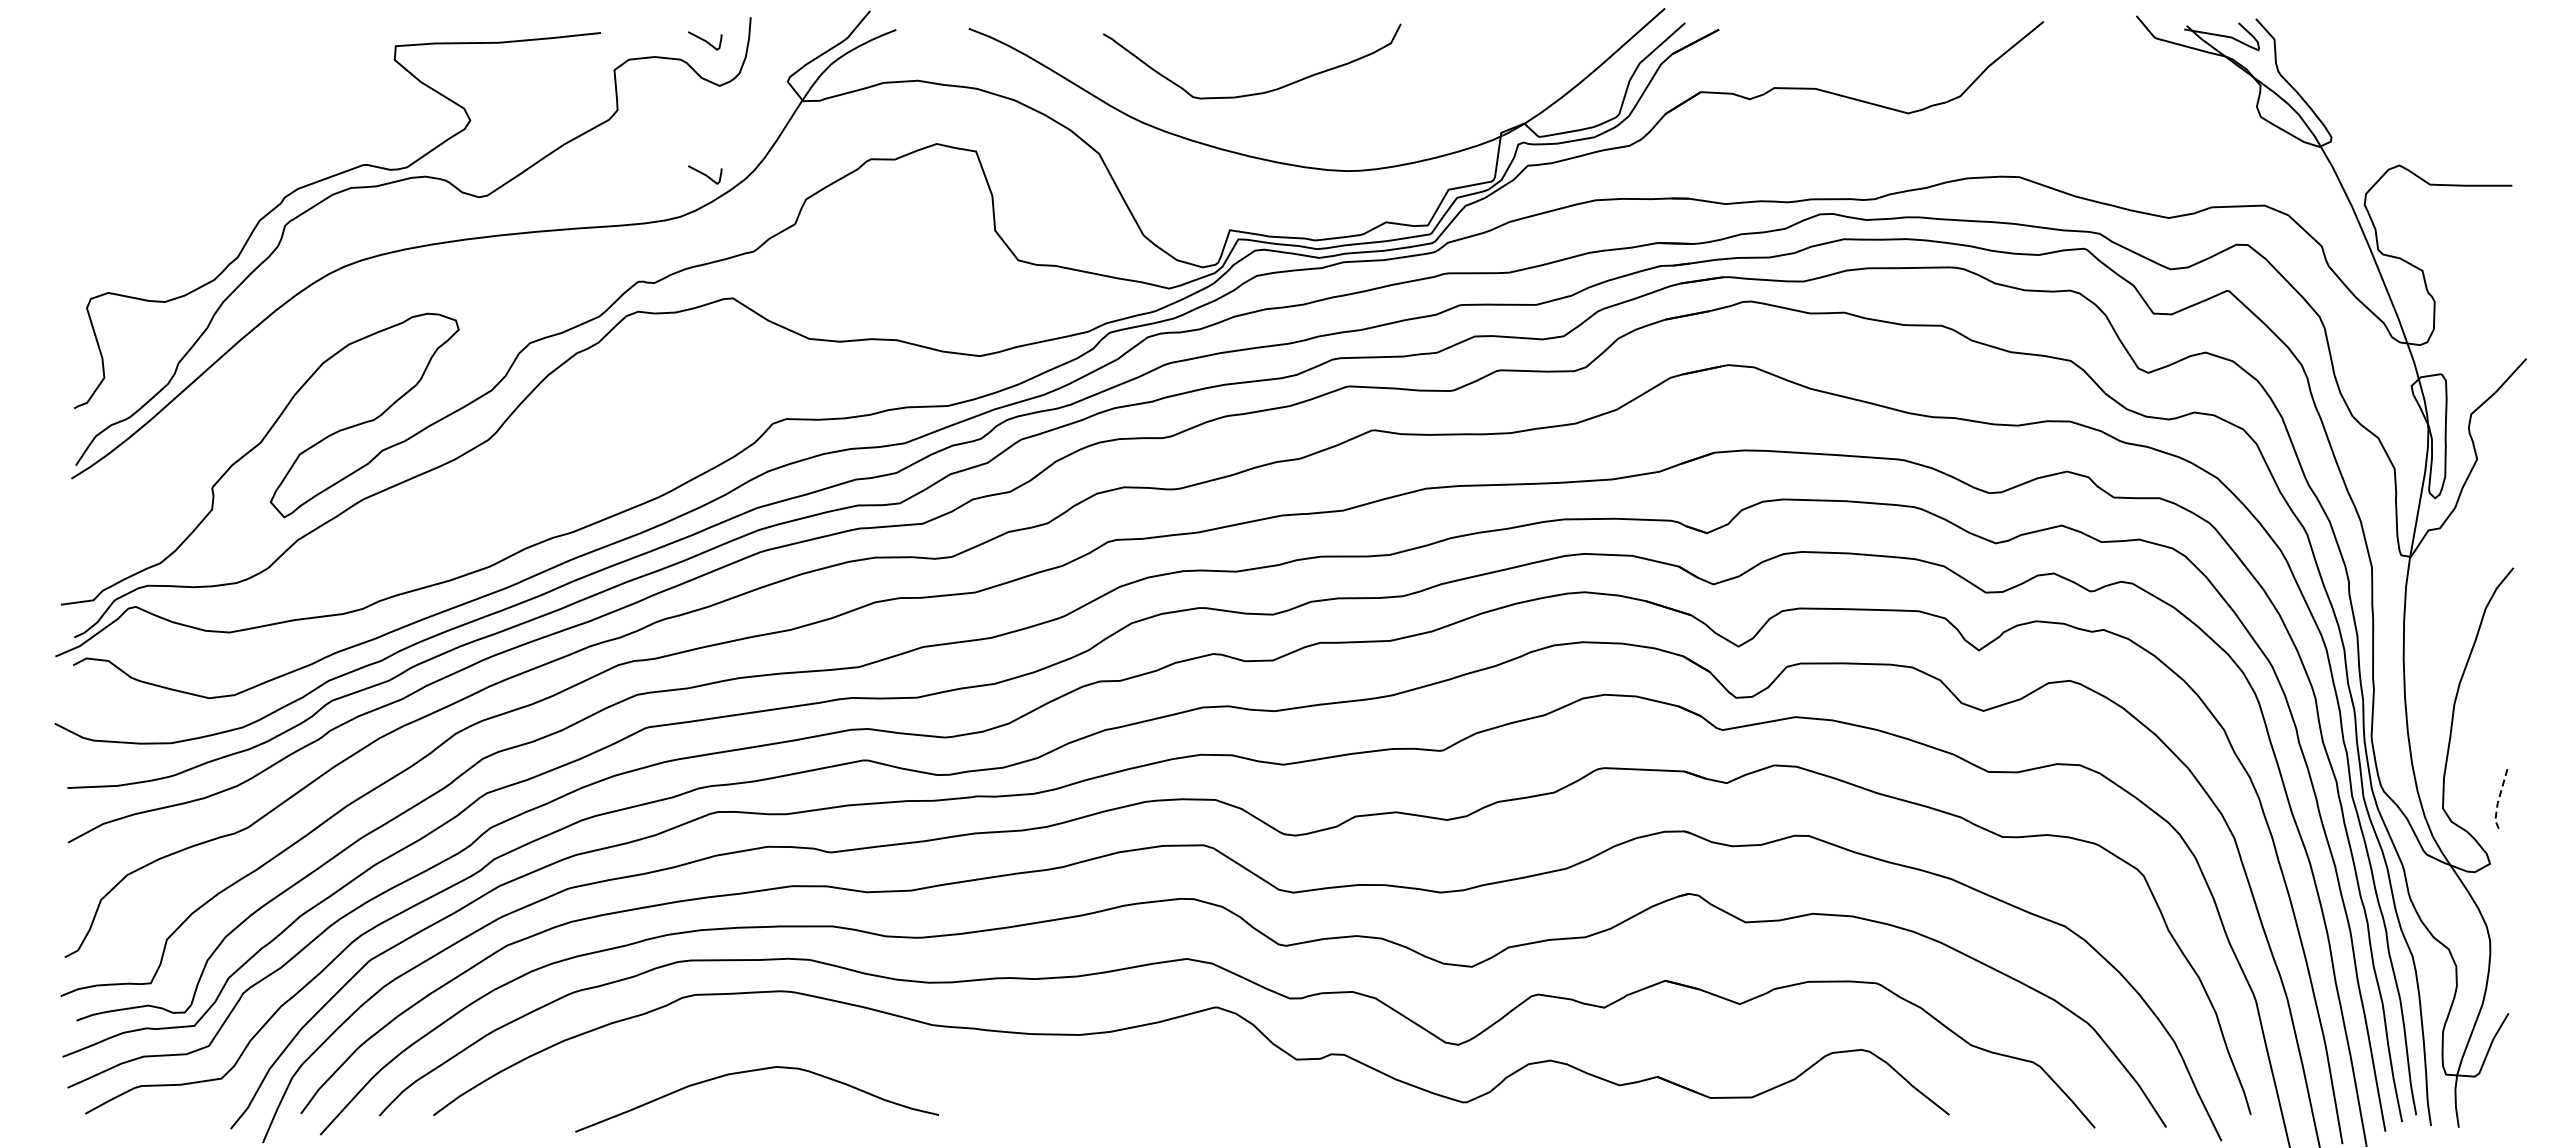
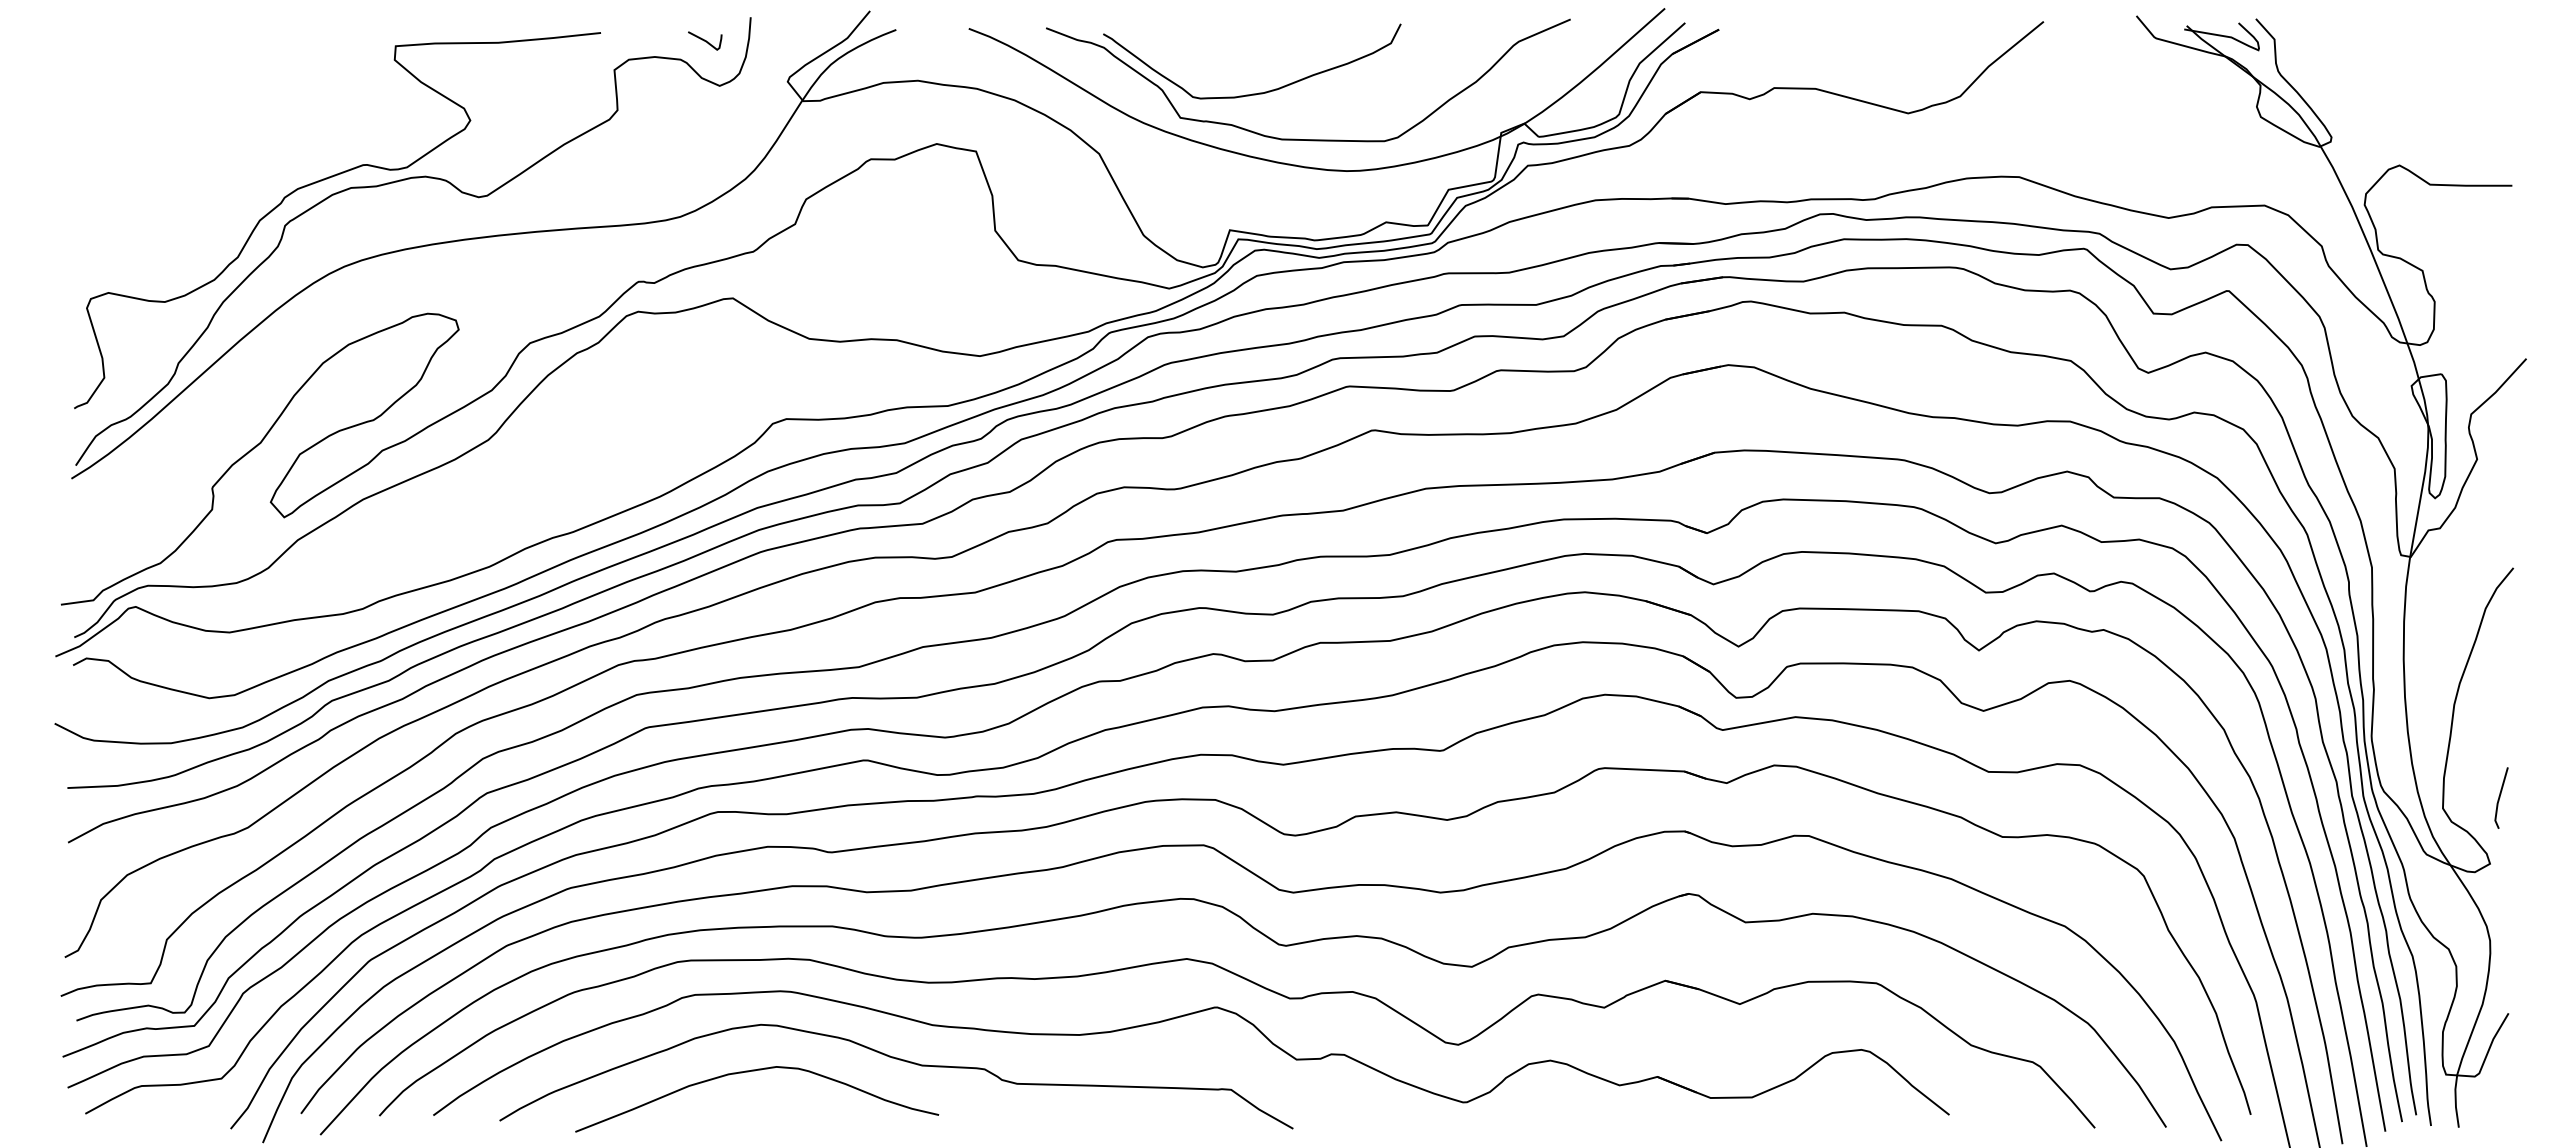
curve: none -> present (1308, 139)
curve: present -> none (705, 174)
line: dashed -> solid (2498, 798)
curve: none -> present (902, 1061)
